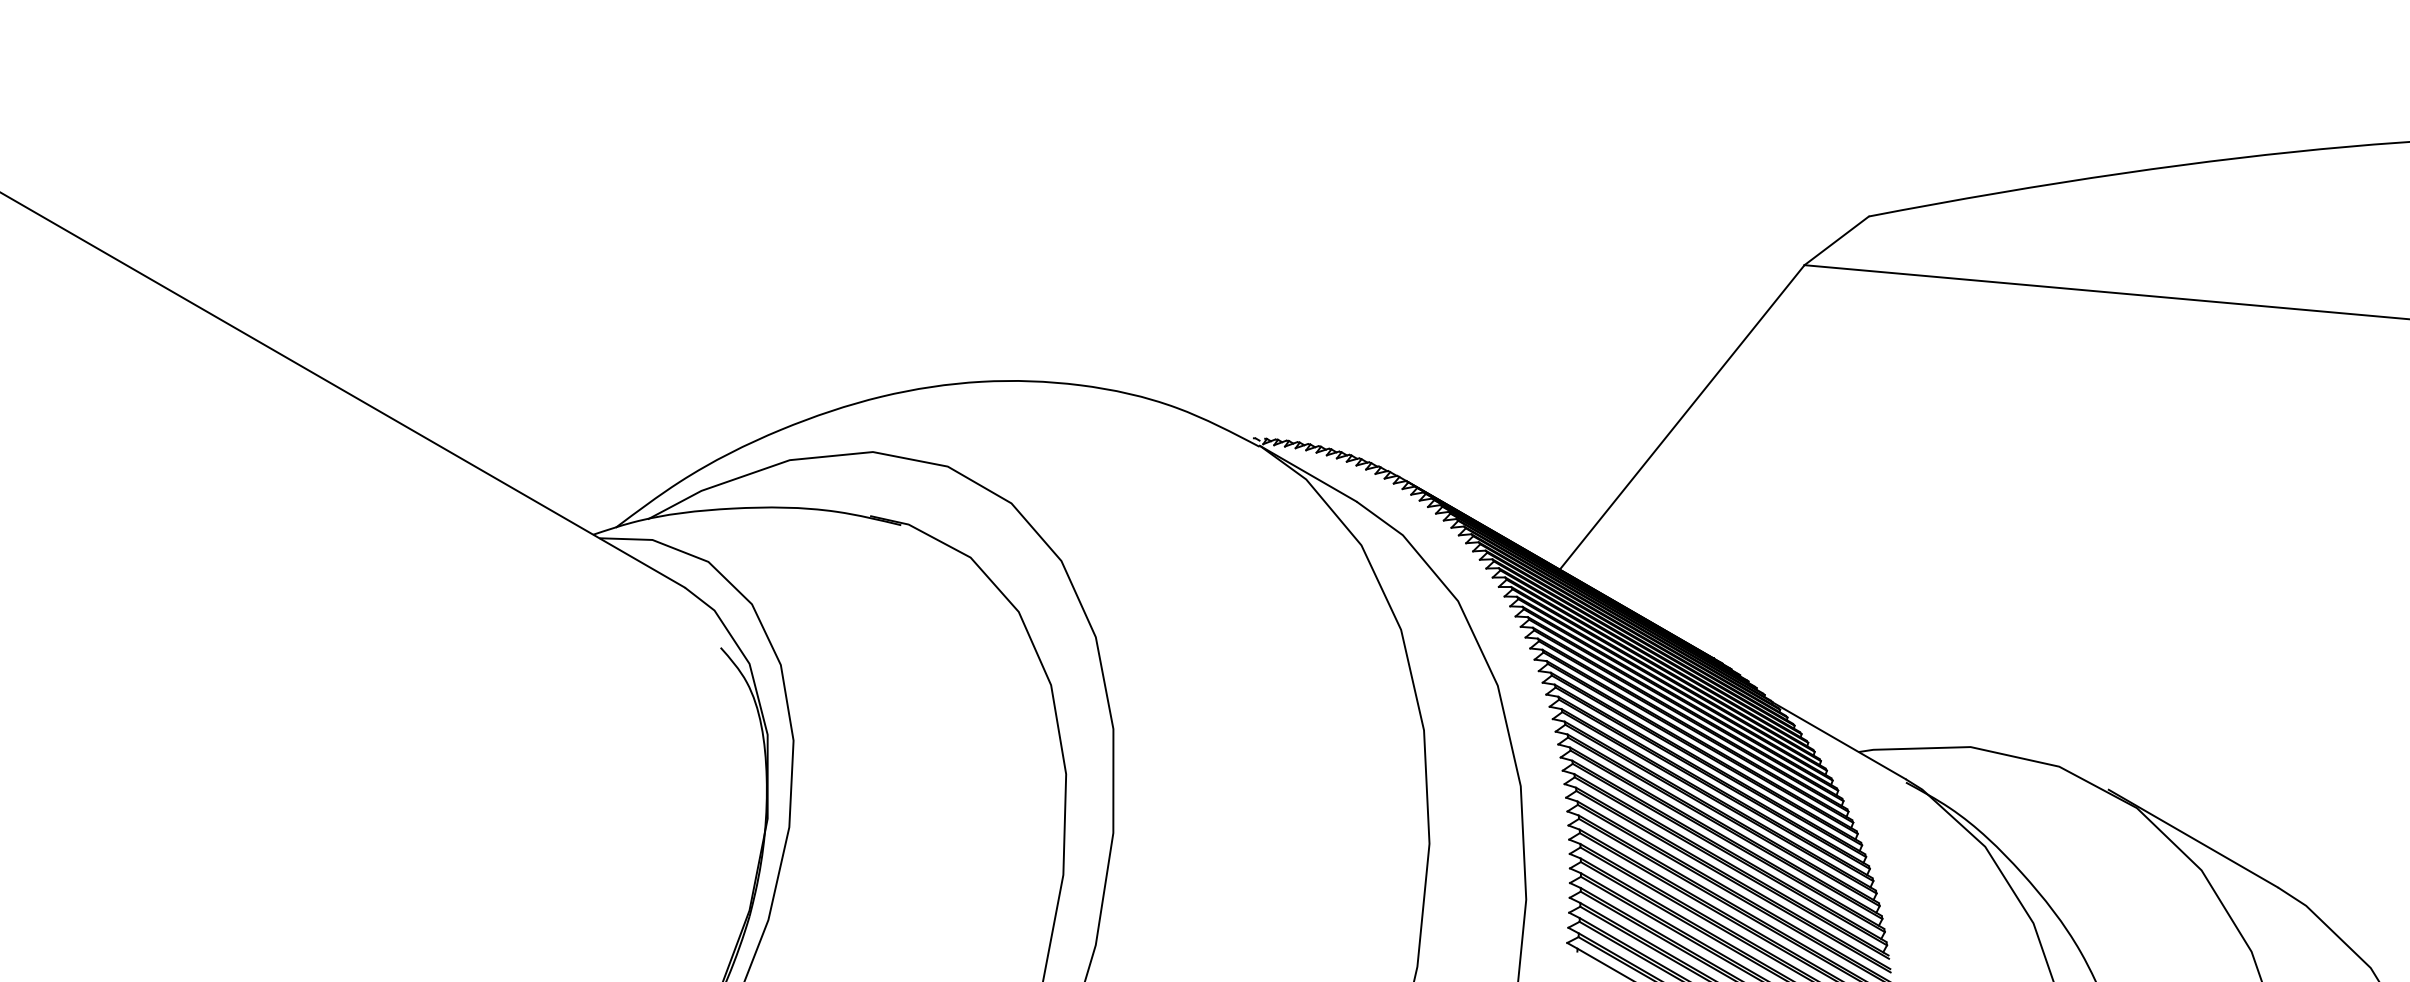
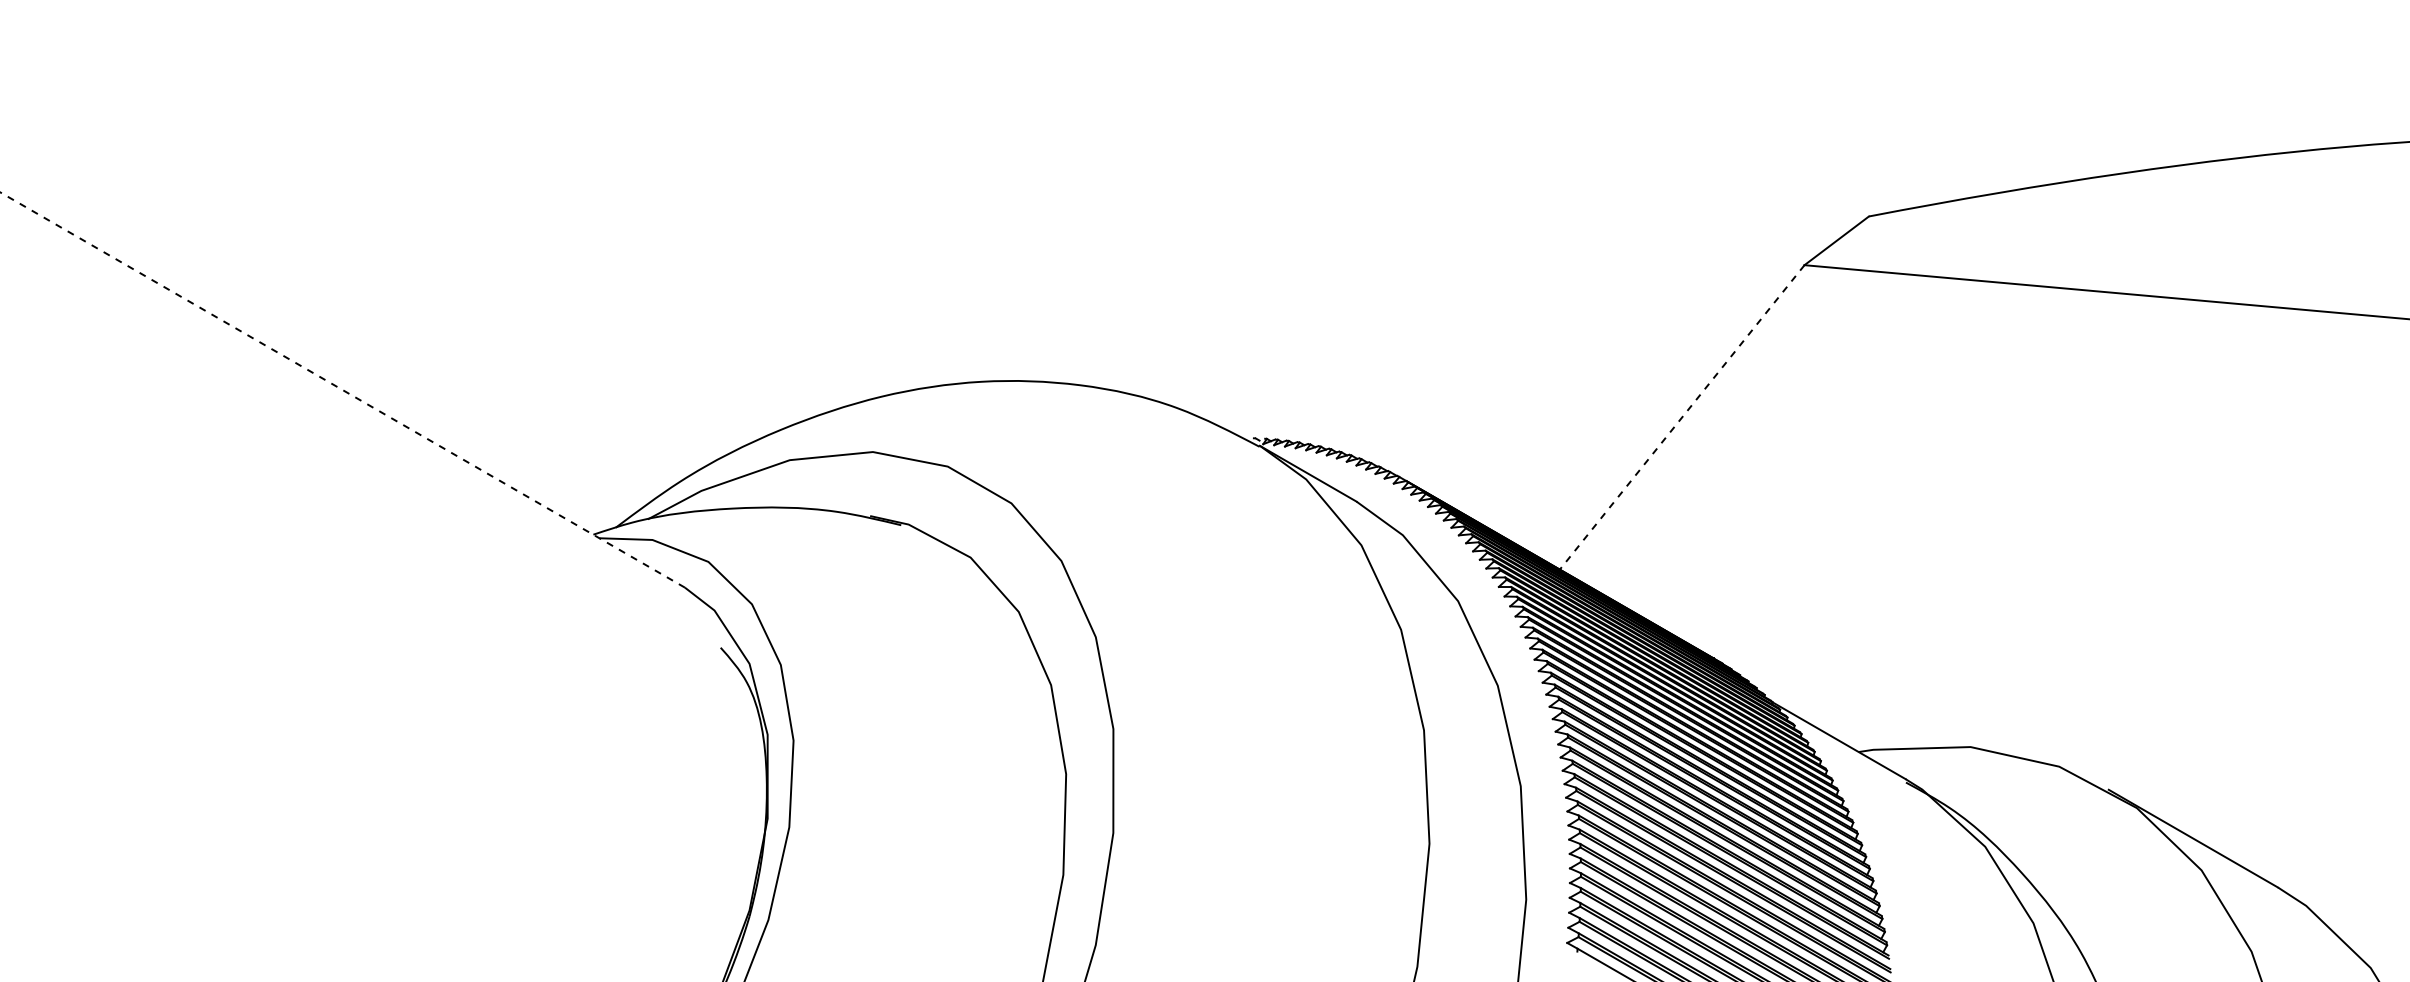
line: solid -> dashed (342, 389)
line: solid -> dashed (1681, 417)
